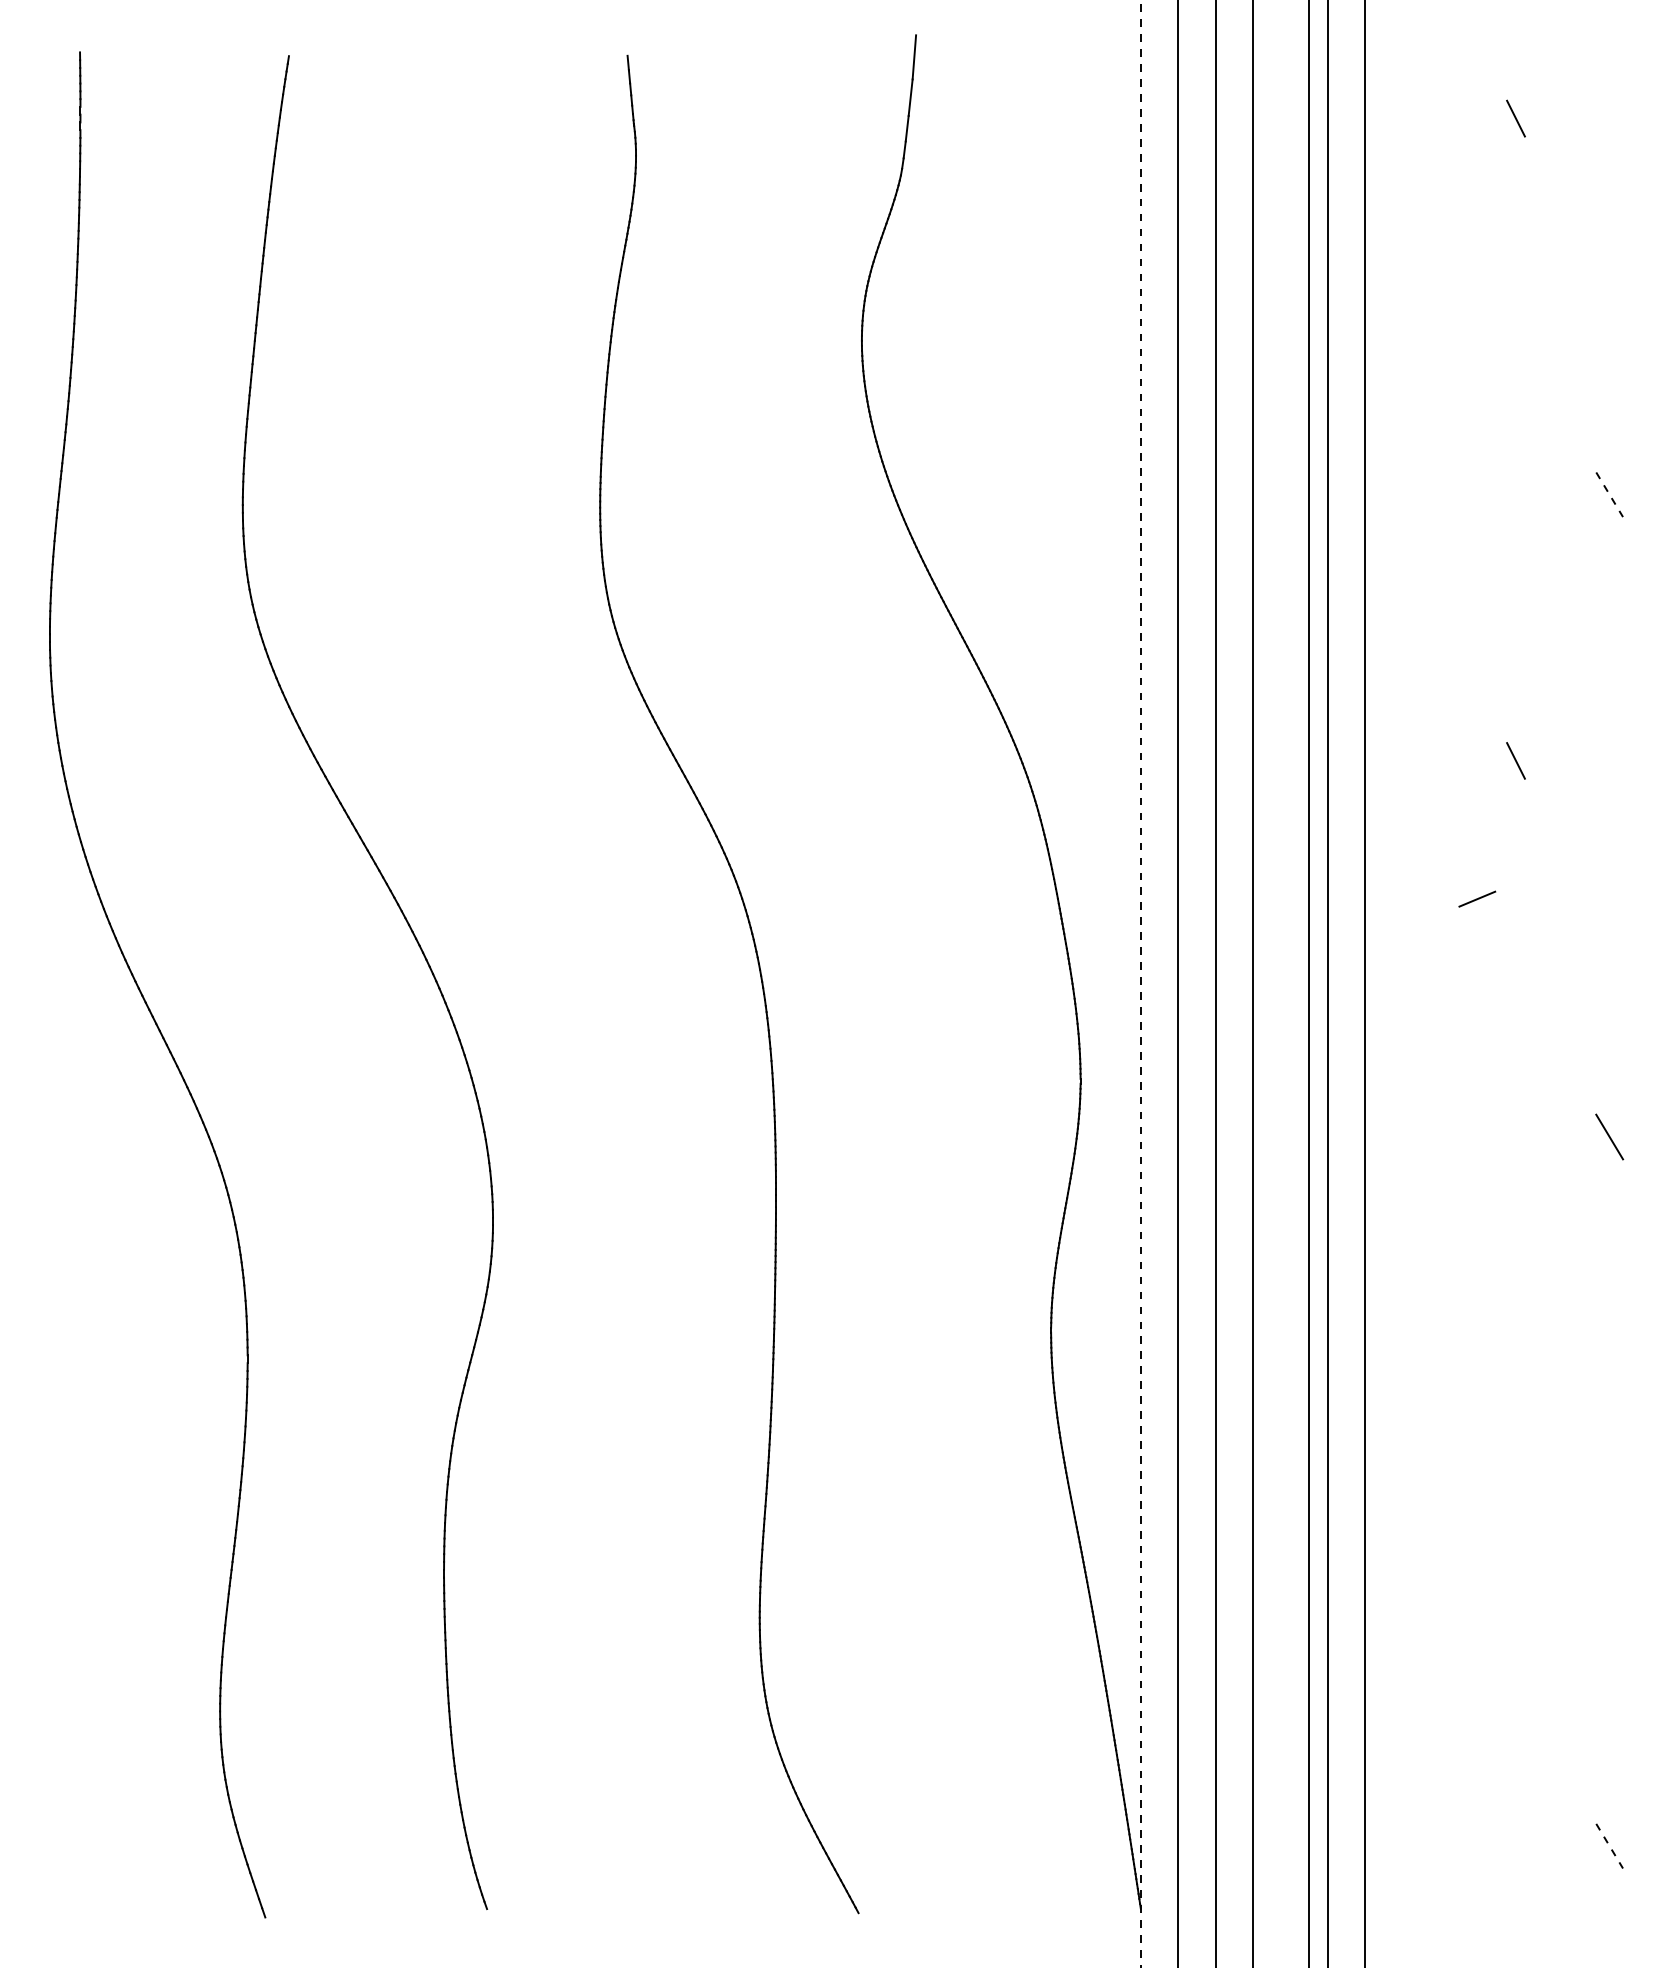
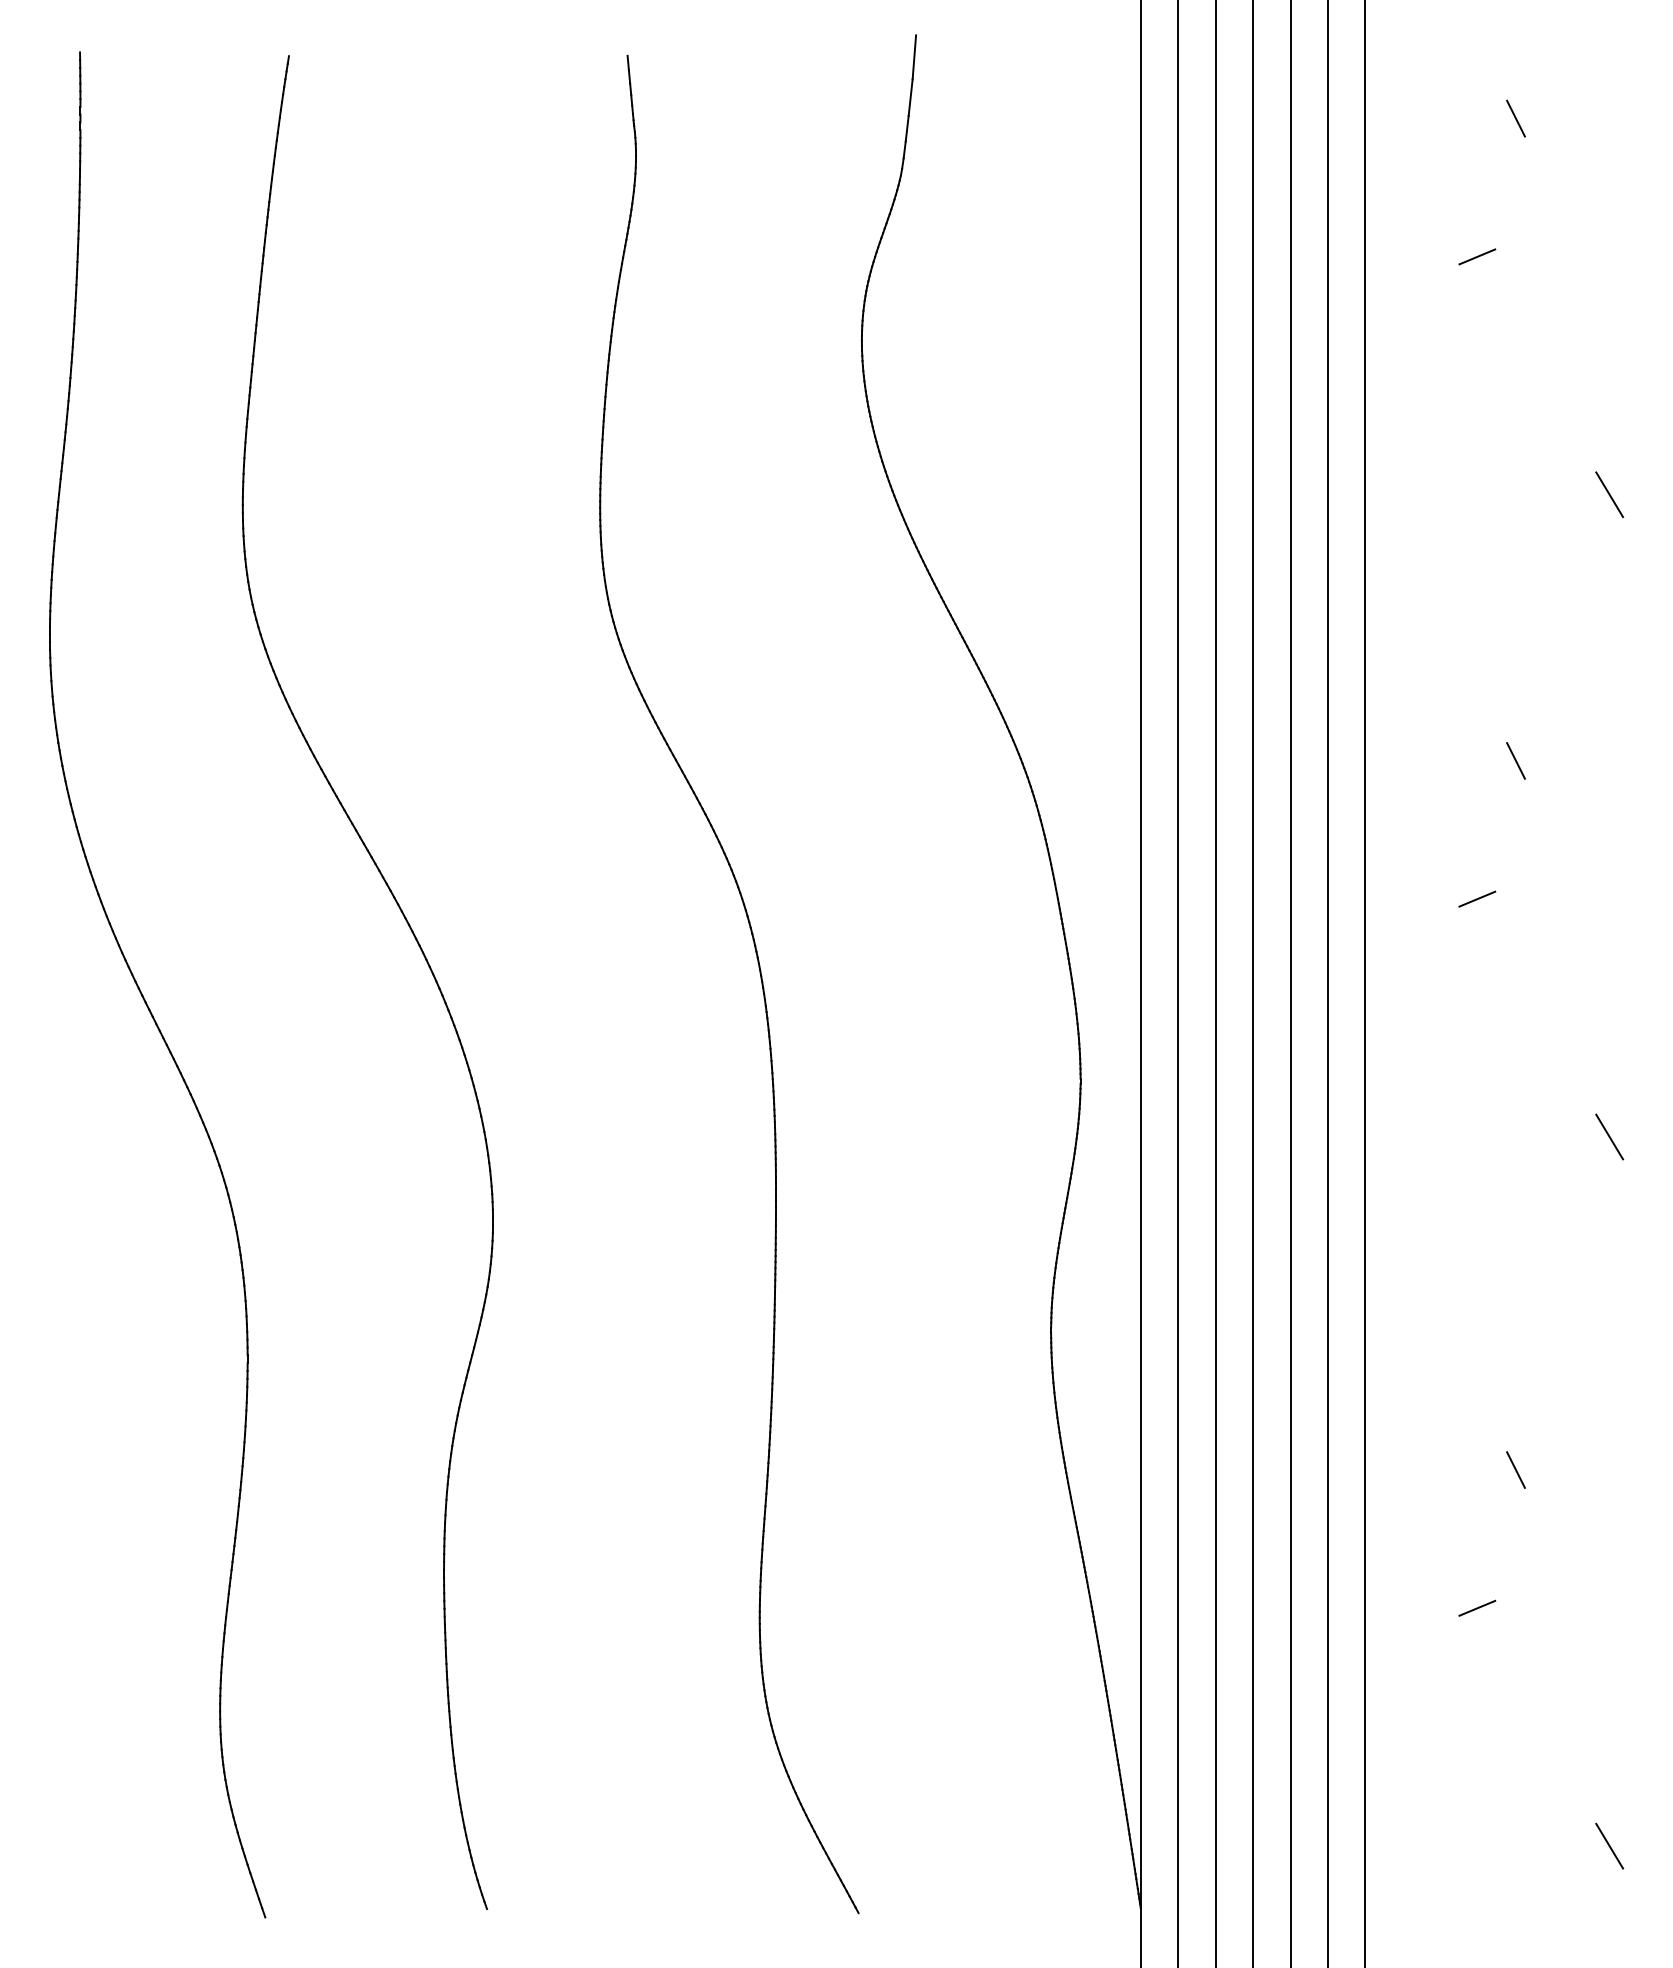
line: none -> present (1477, 256)
line: dashed -> solid (1609, 495)
line: dashed -> solid (1140, 983)
line position: (1308, 983) -> (1290, 983) (1290, 983)
line: none -> present (1515, 1469)
line: none -> present (1477, 1607)
line: dashed -> solid (1609, 1846)
